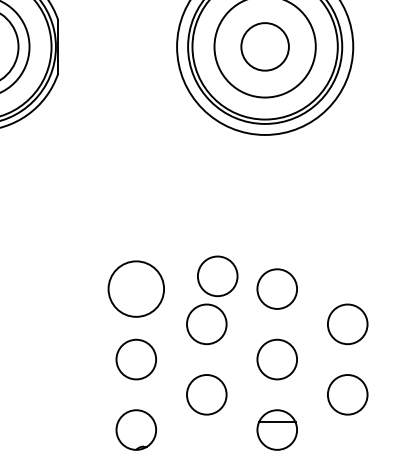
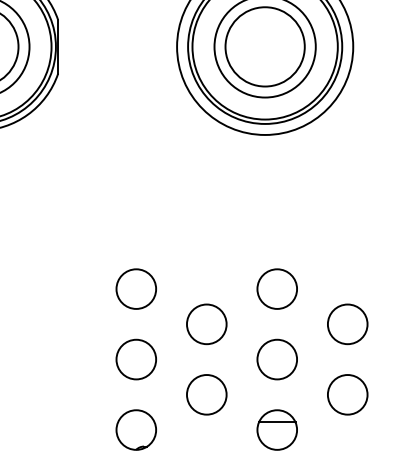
circle diameter: 48 px -> 79 px (264, 46)
circle: present -> none (217, 276)
circle diameter: 55 px -> 40 px (136, 288)
